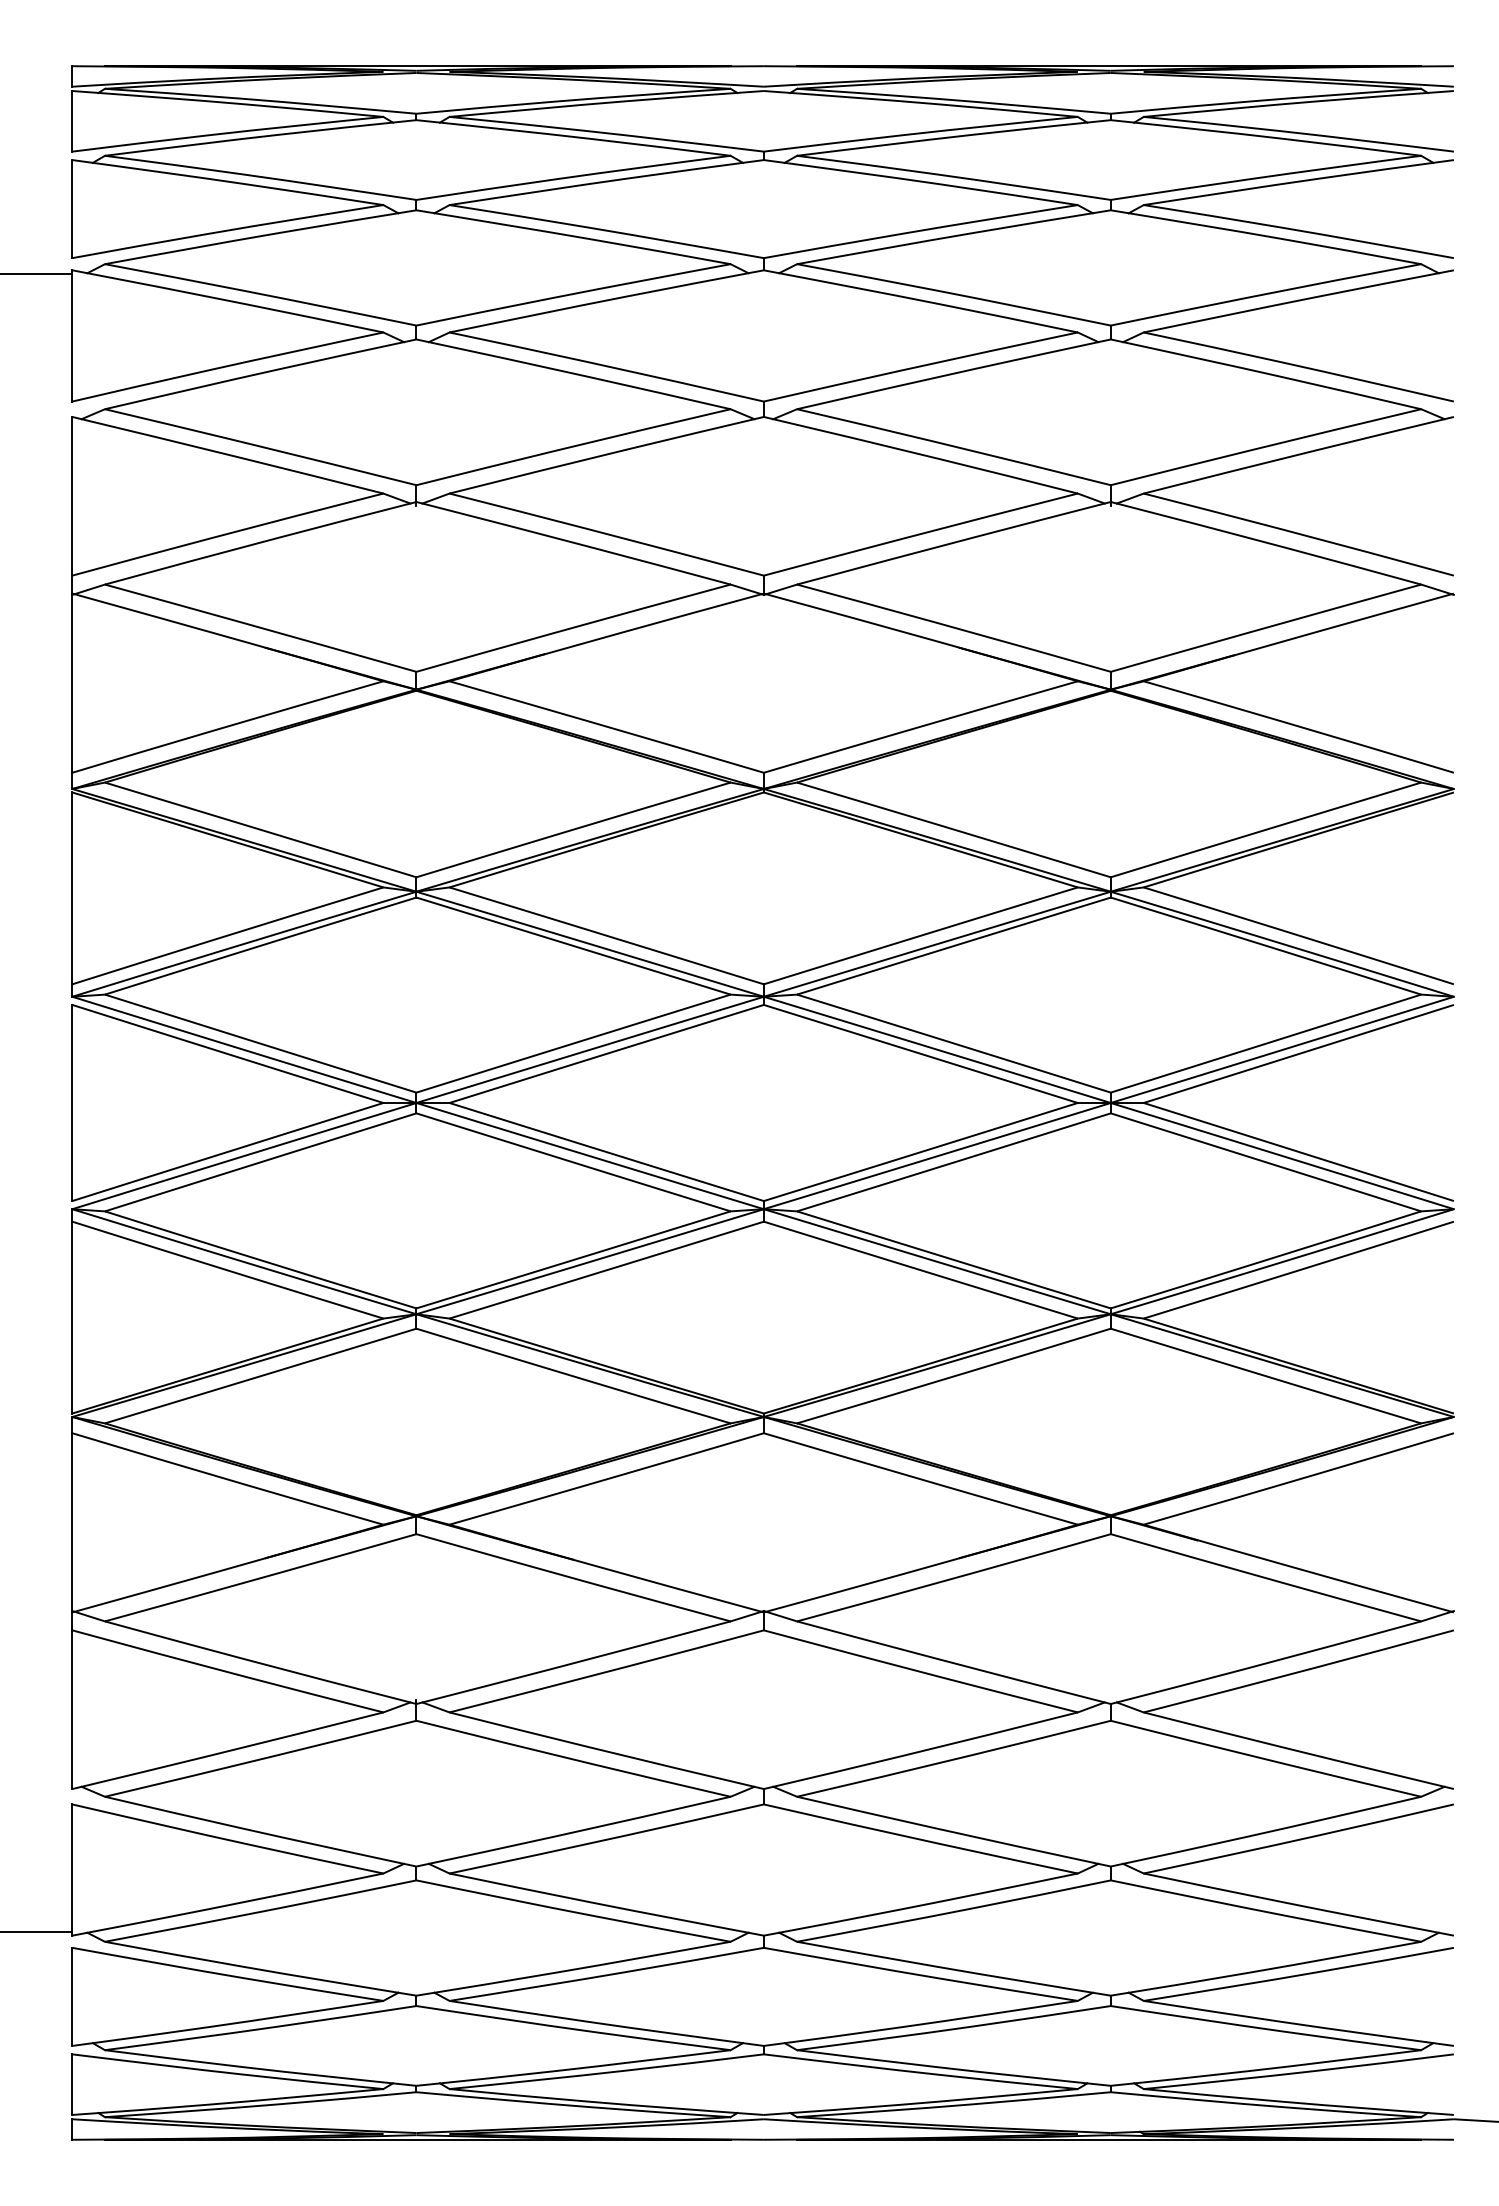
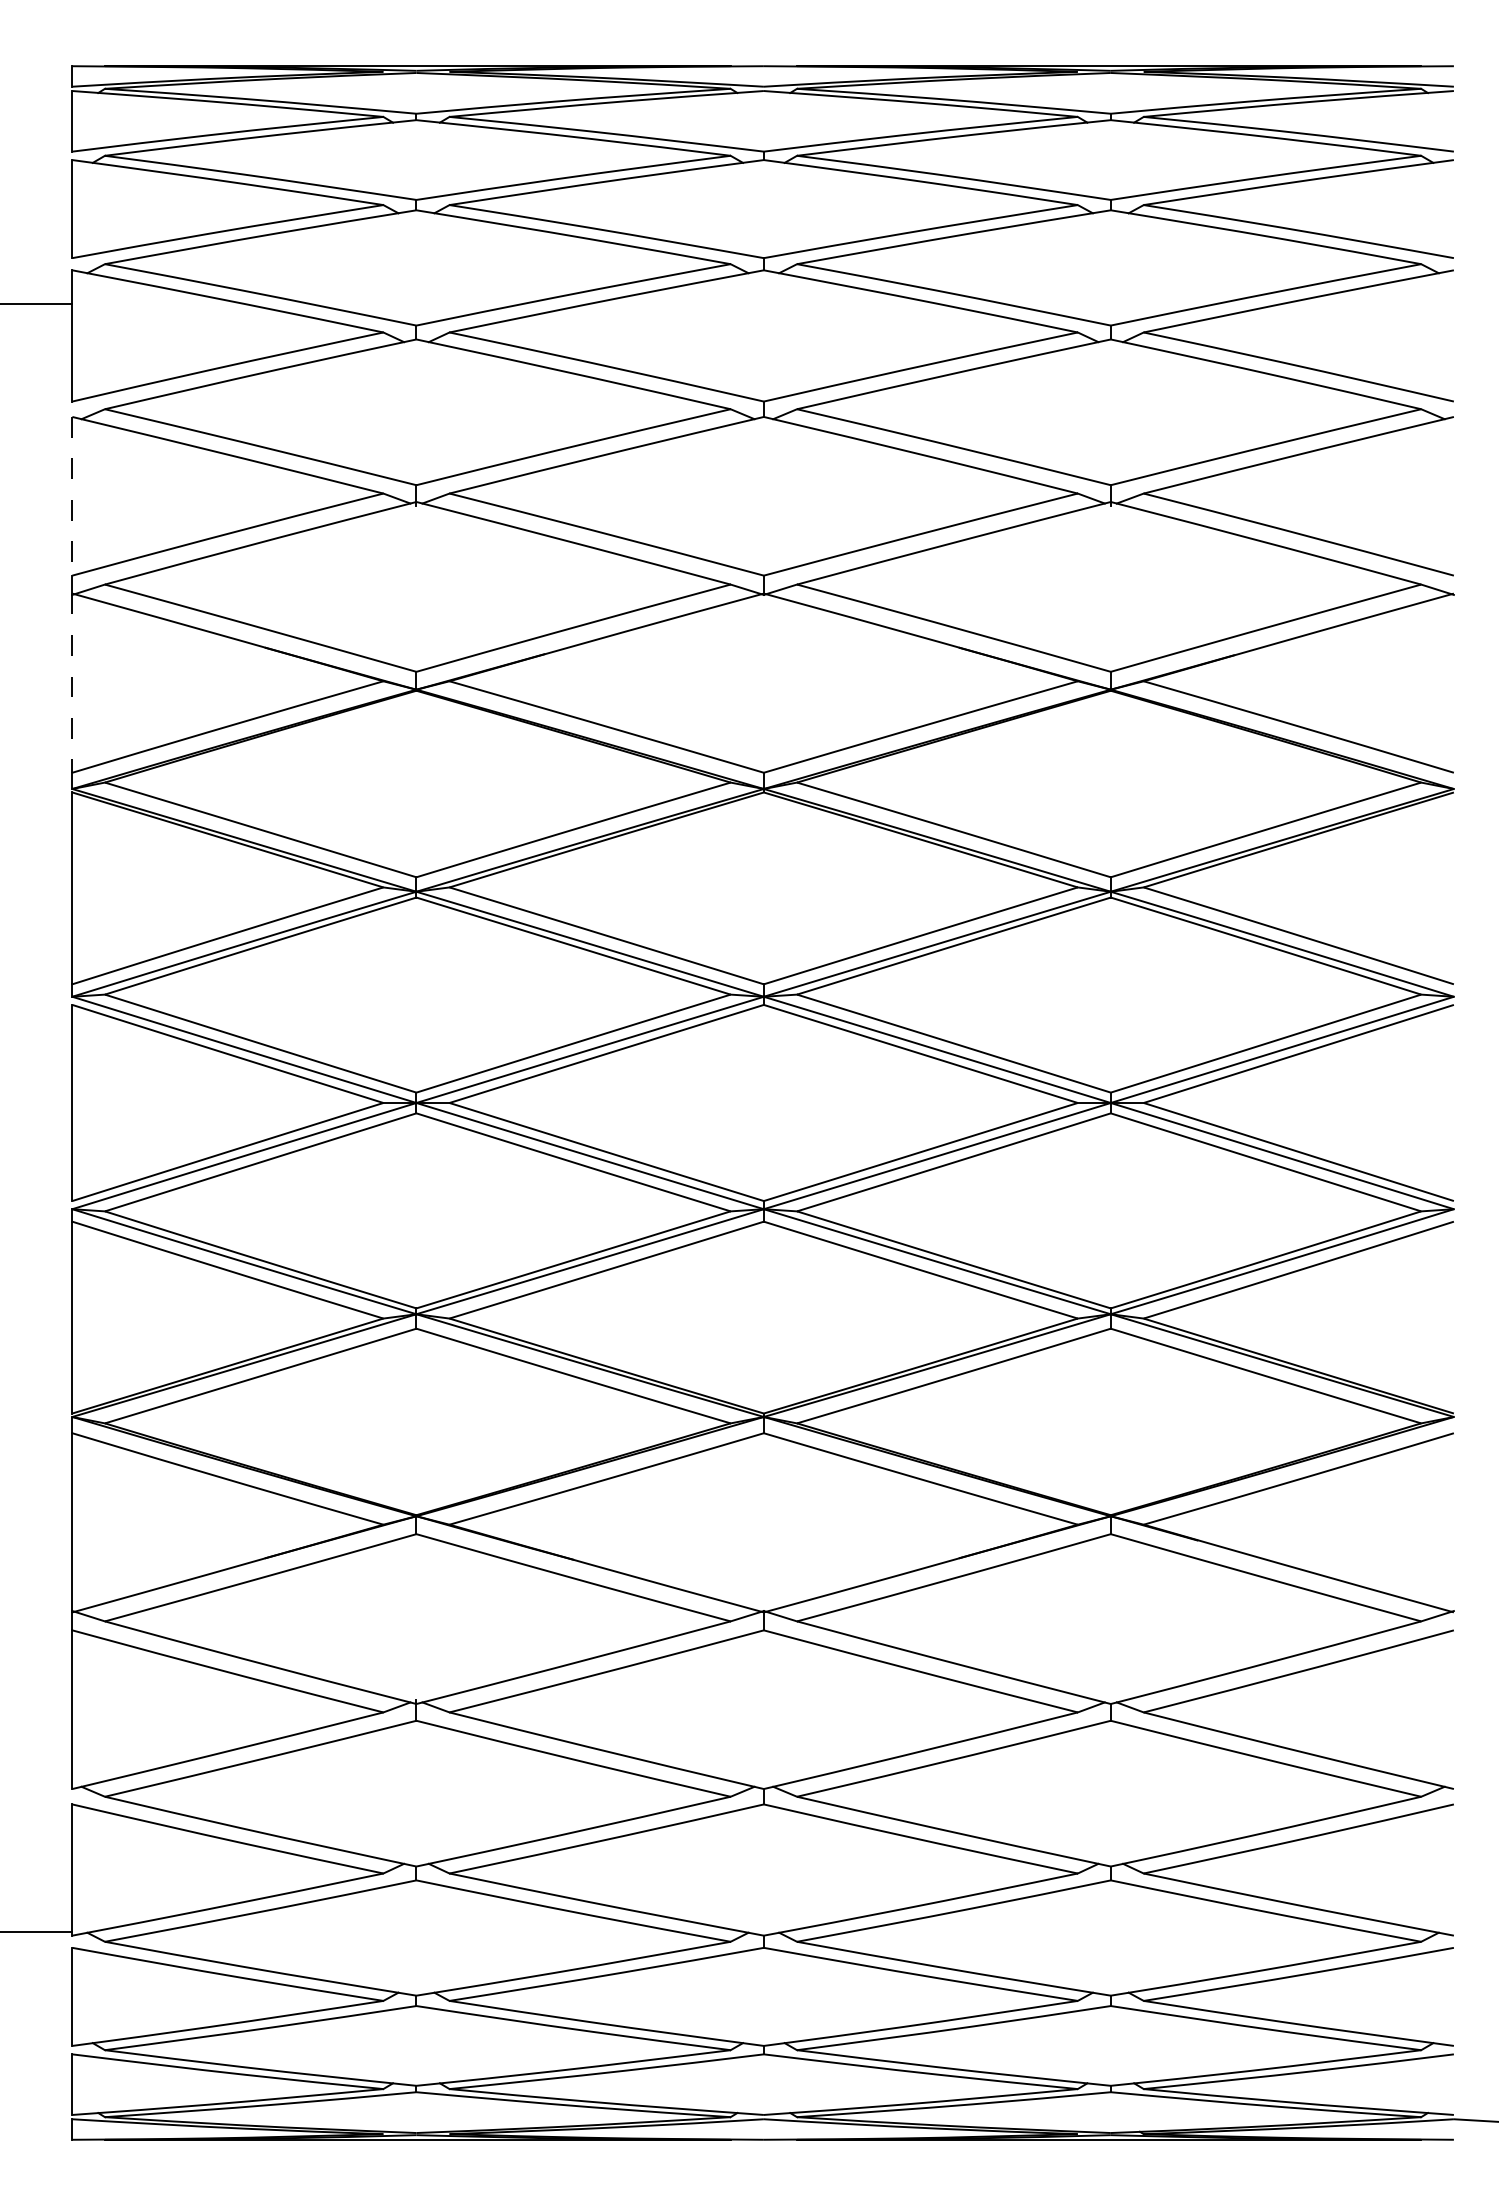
line position: (37, 273) -> (37, 303) (37, 303)
line: solid -> dashed (72, 496)
line: solid -> dashed (72, 683)
